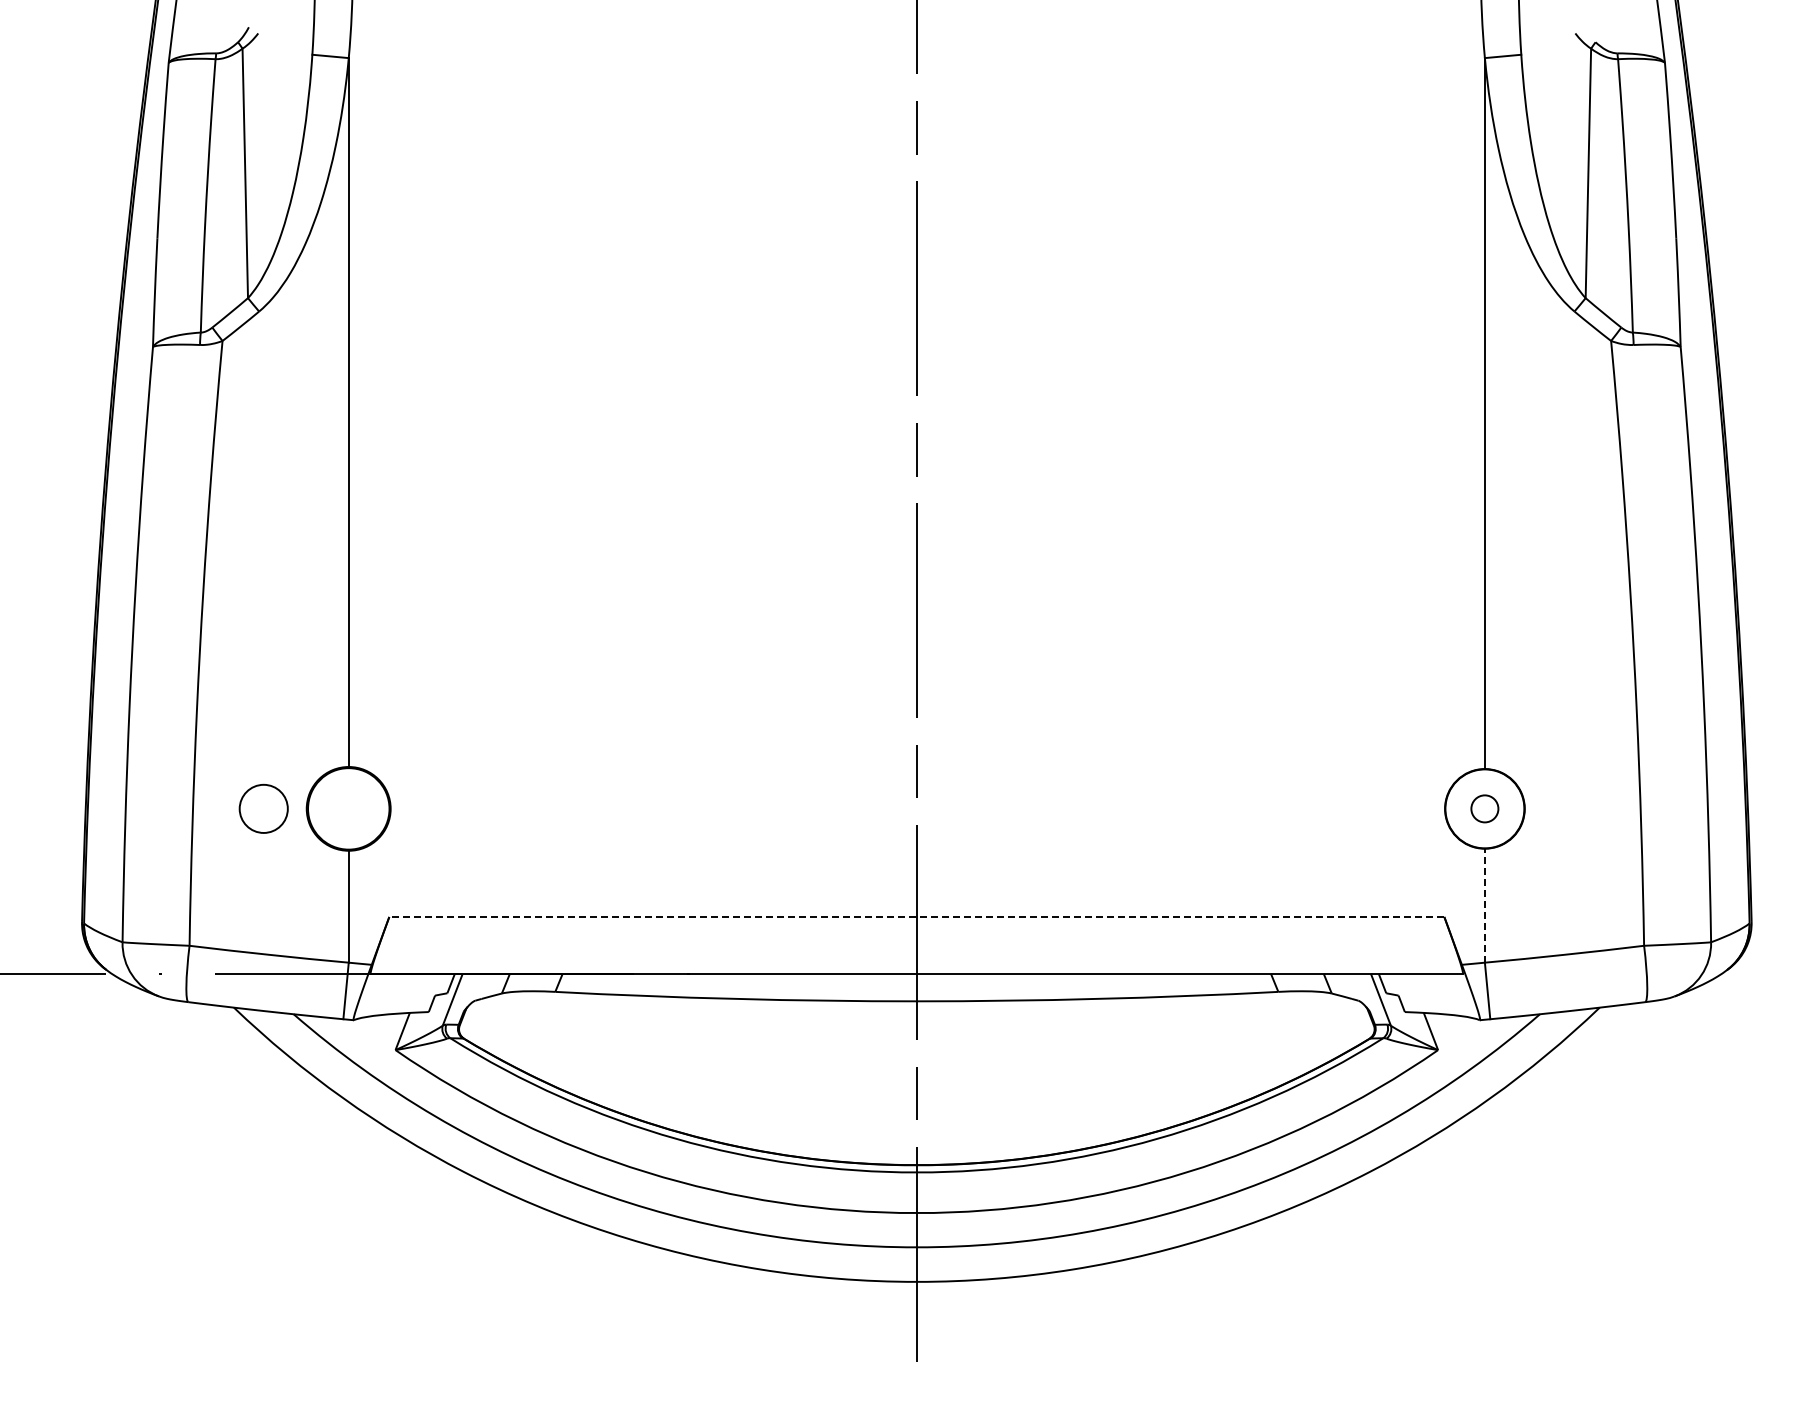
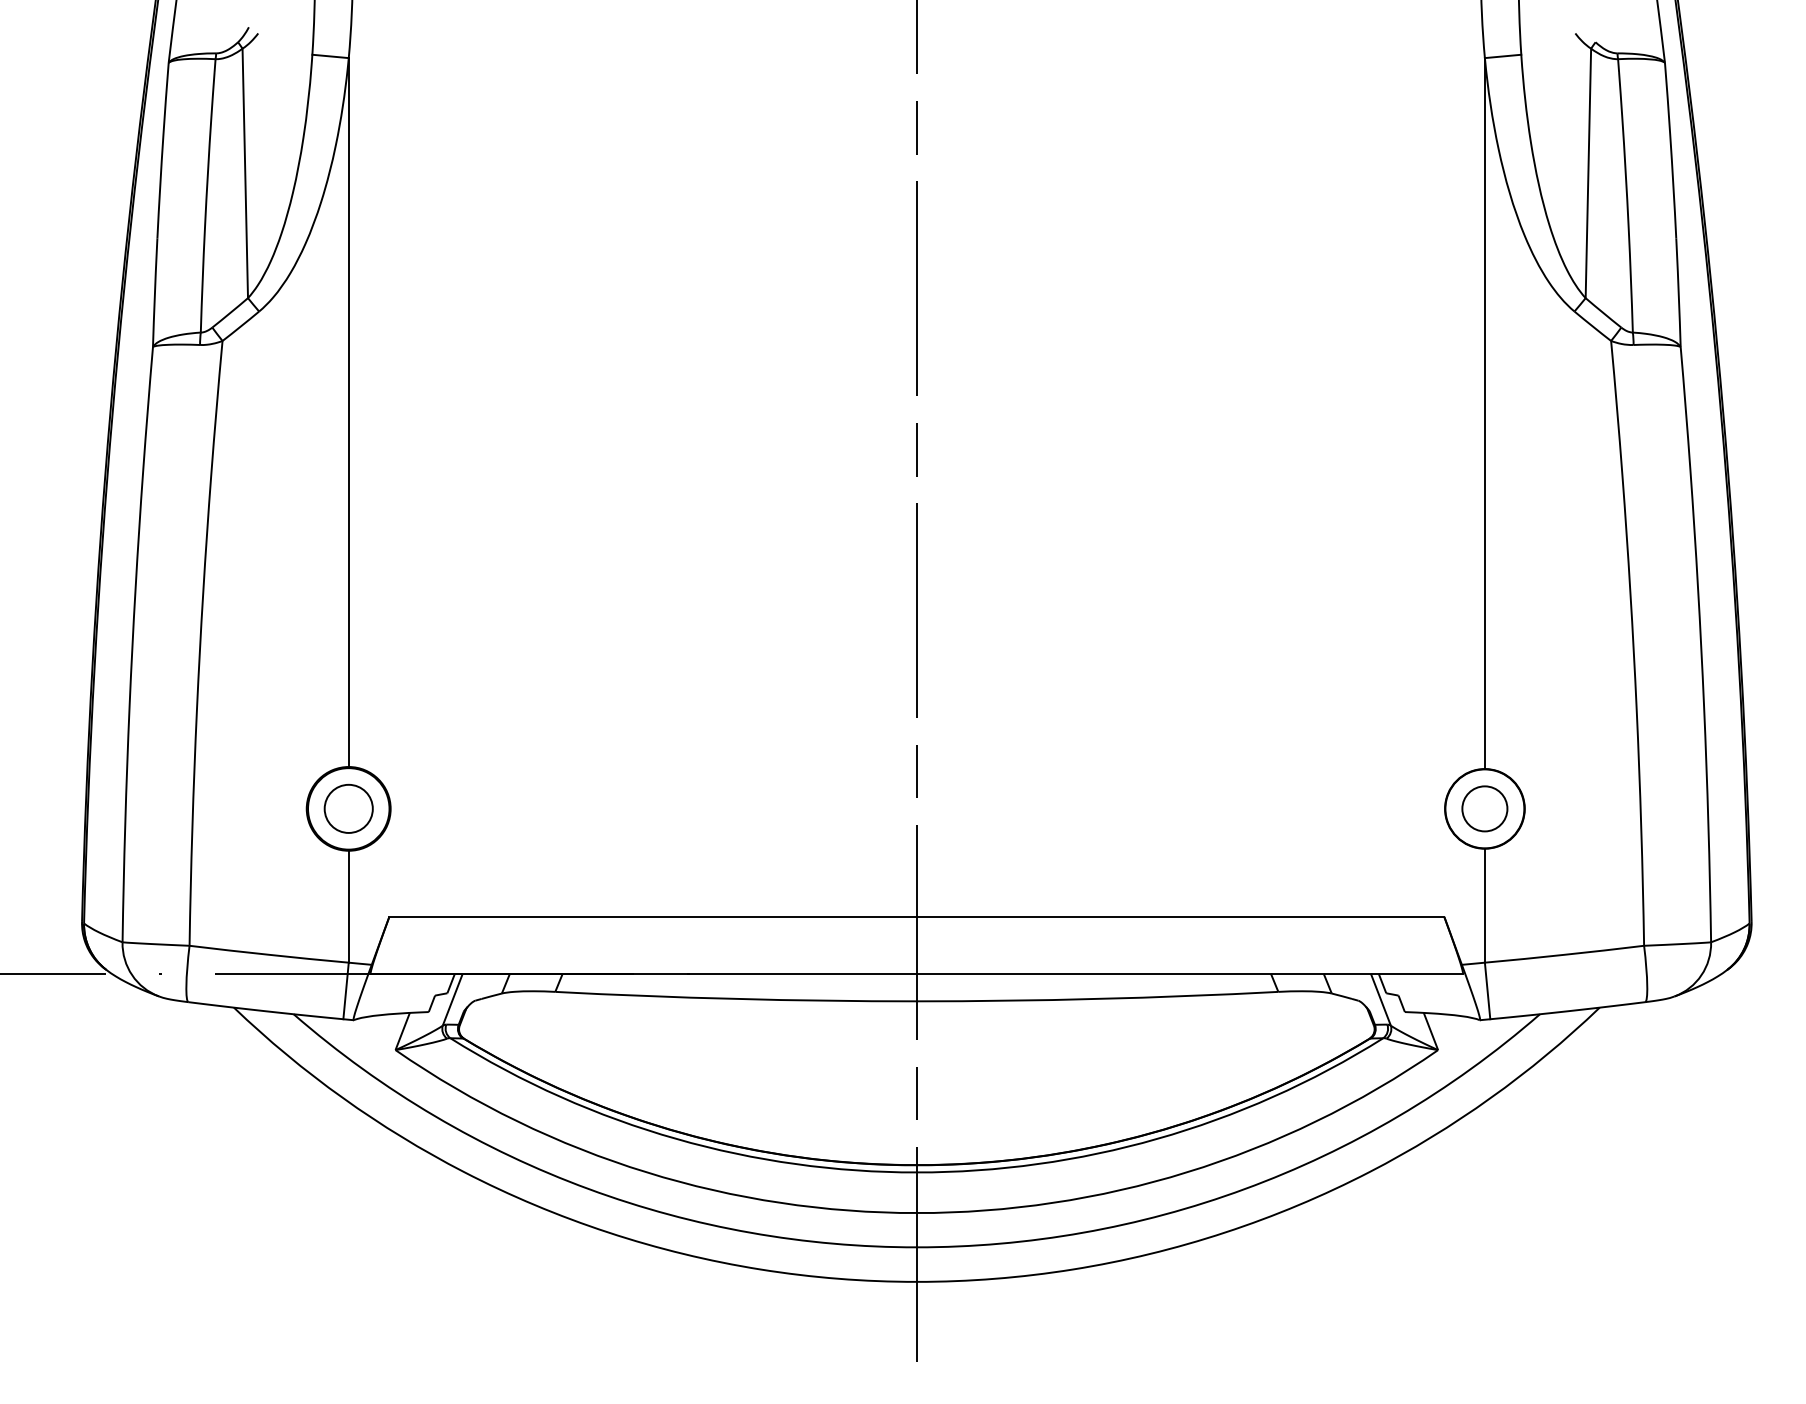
circle position: (263, 808) -> (348, 808) (348, 808)
circle diameter: 27 px -> 45 px (1484, 808)
line: dashed -> solid (1484, 905)
line: dashed -> solid (916, 916)
